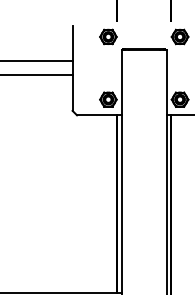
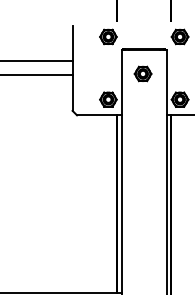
part: none -> present (142, 73)
